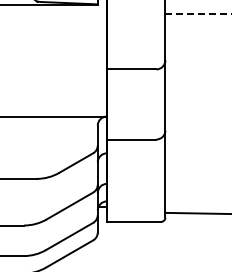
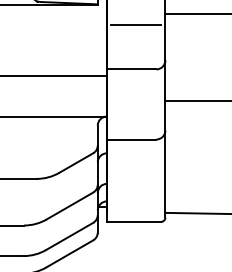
line: dashed -> solid (198, 13)
line: none -> present (135, 25)
line: none -> present (54, 76)
line: none -> present (196, 100)
